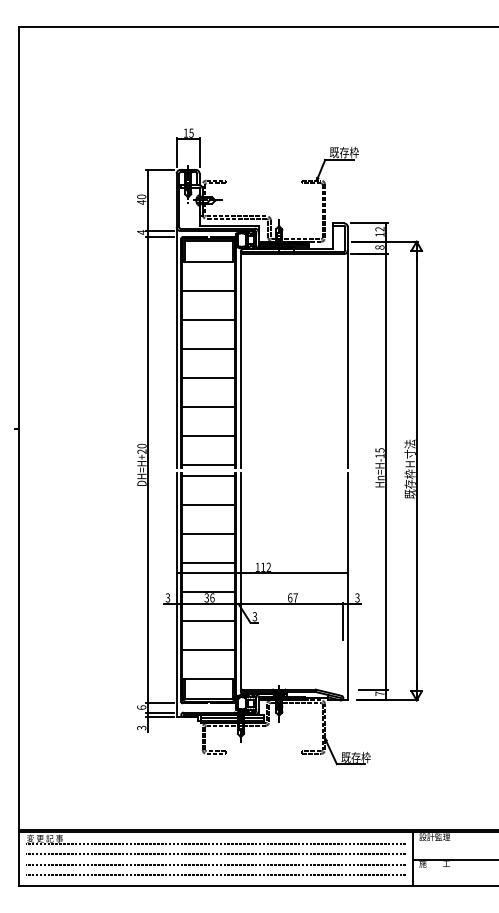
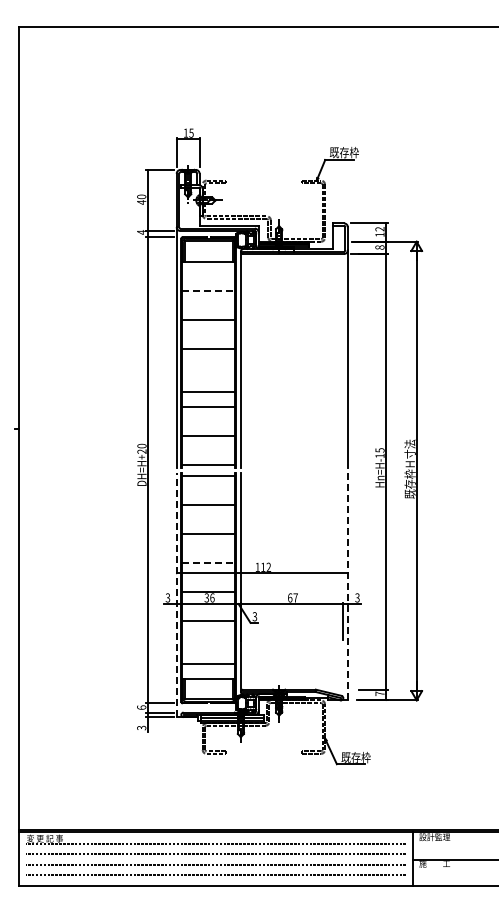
line: solid -> dashed (209, 290)
line position: (208, 377) -> (208, 391) (208, 391)
line: solid -> dashed (208, 562)
line: solid -> dashed (347, 586)
line: solid -> dashed (176, 594)
line position: (208, 649) -> (208, 663) (208, 663)
